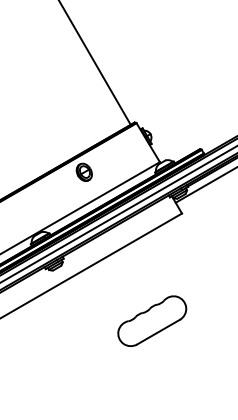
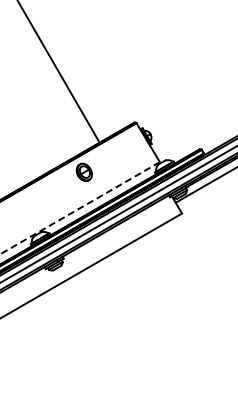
line position: (95, 63) -> (58, 72) (58, 72)
line: solid -> dashed (80, 208)
part: present -> none (152, 320)
